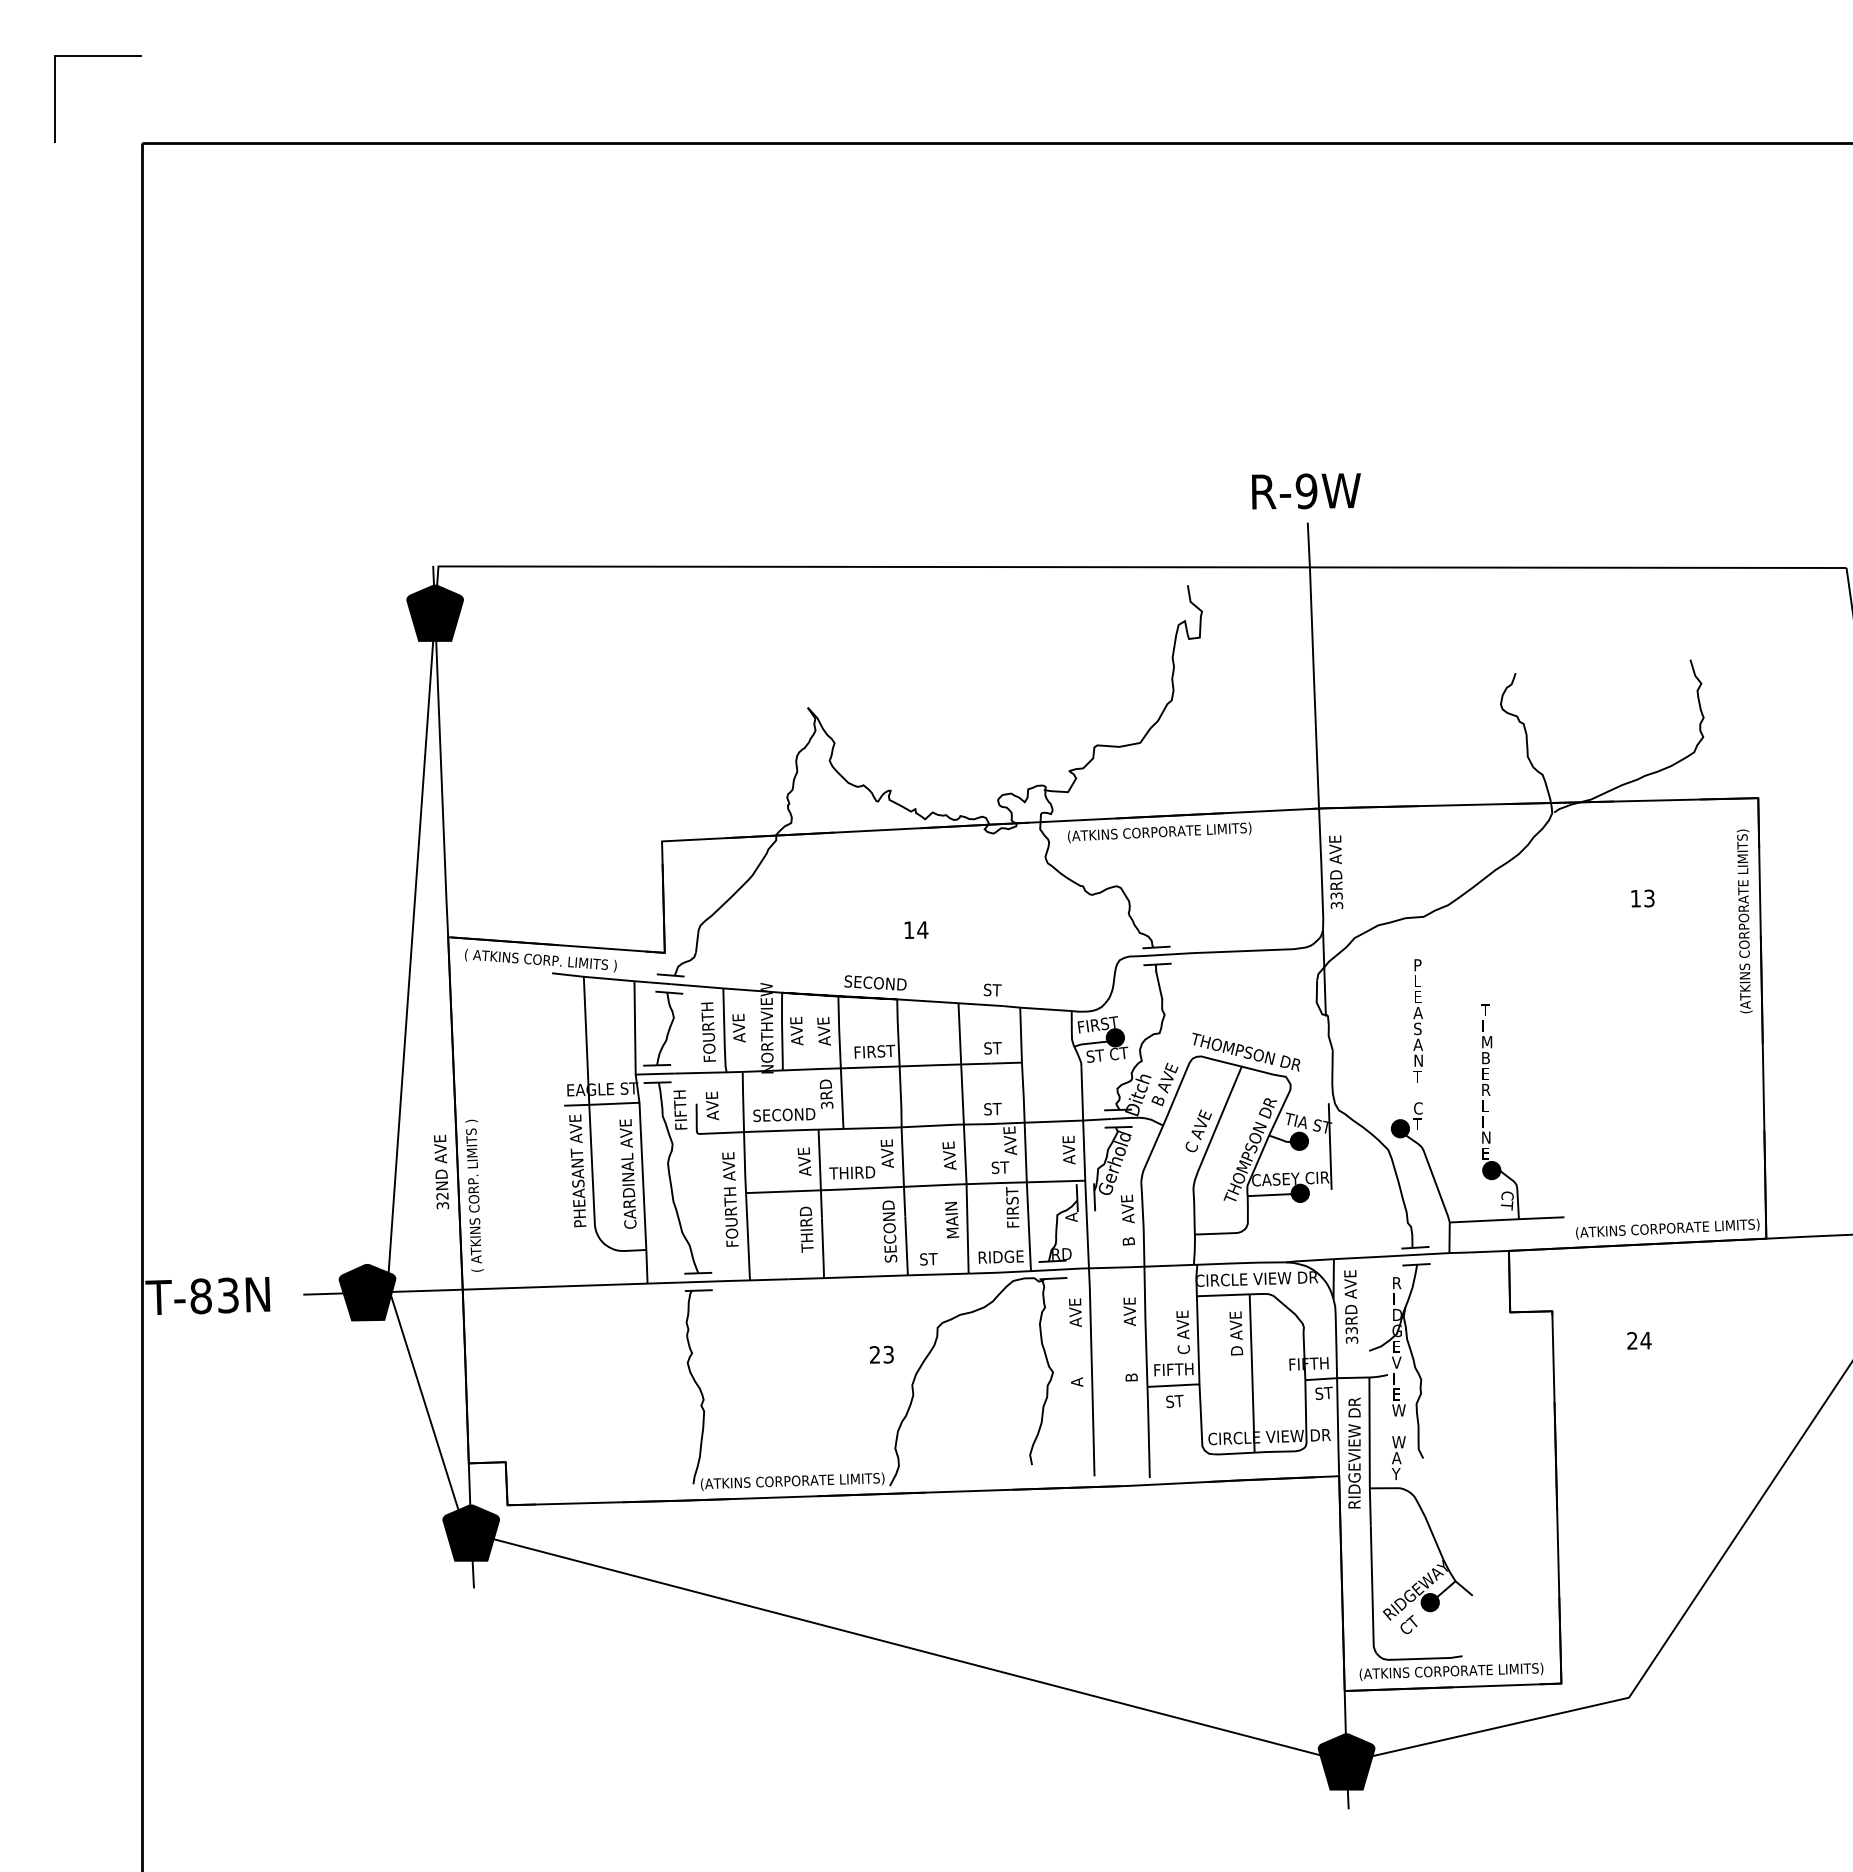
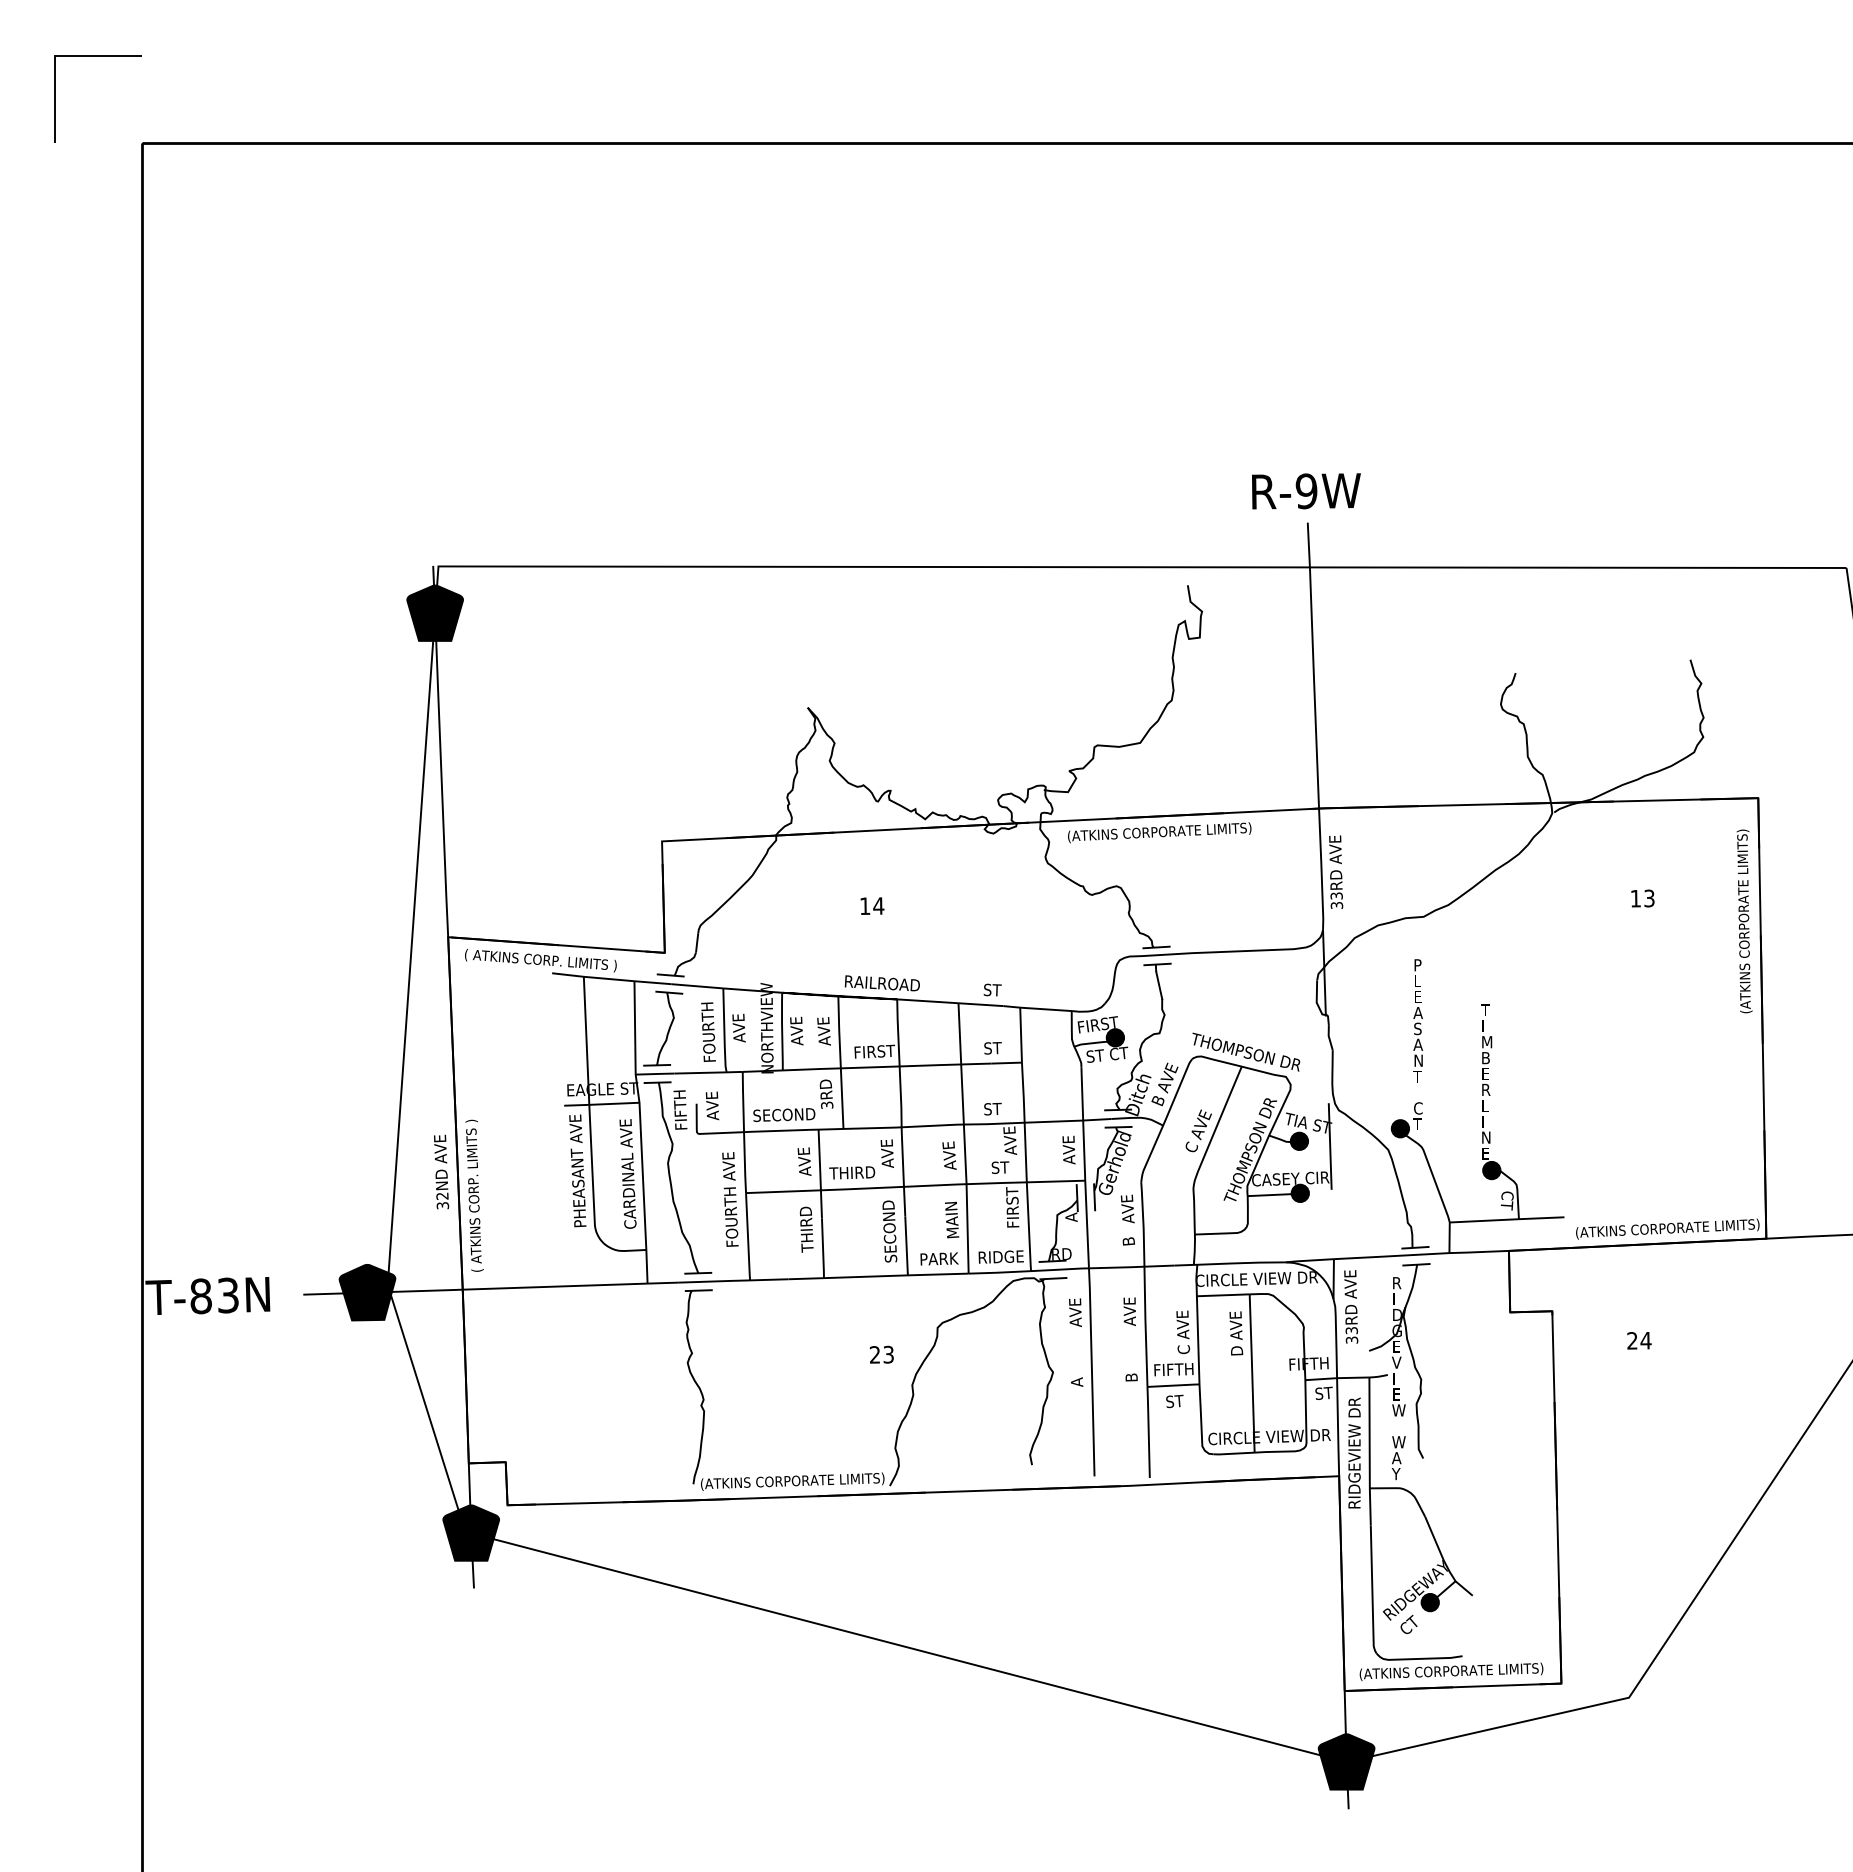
text position: (916, 929) -> (872, 905) (872, 905)
text: SECOND -> RAILROAD (881, 983)
text: ST -> PARK (939, 1258)
